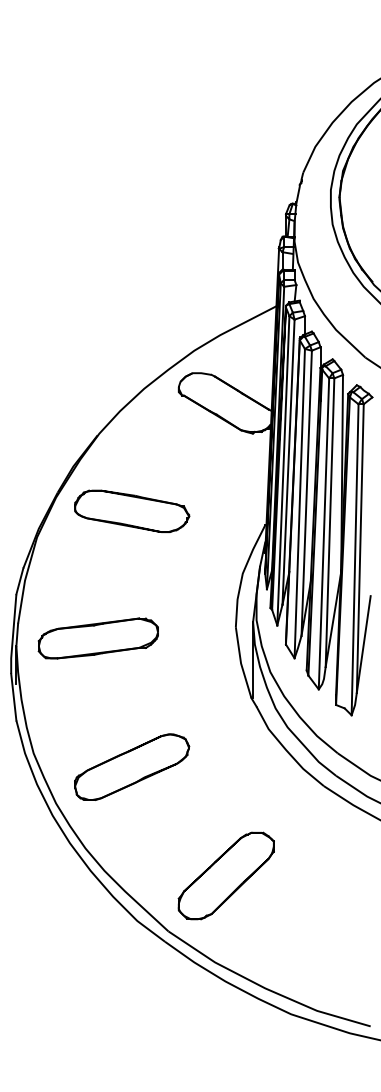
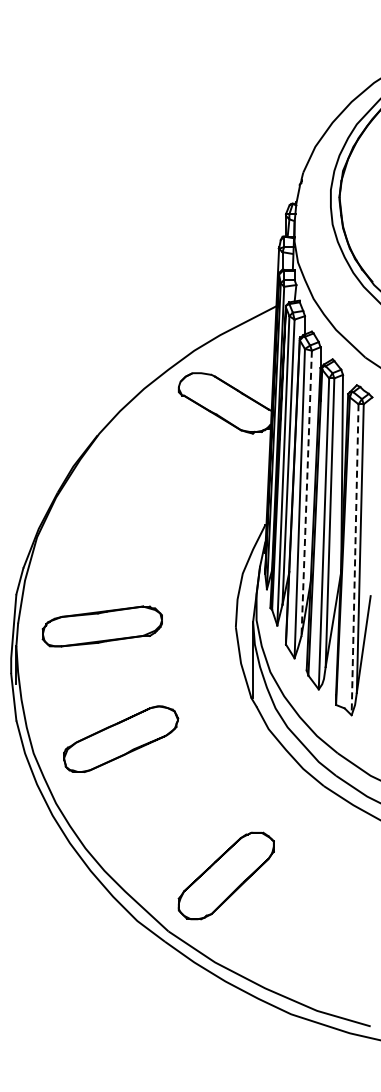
line: solid -> dashed (306, 493)
part: present -> none (132, 511)
line: solid -> dashed (355, 559)
part position: (97, 638) -> (101, 626) (101, 626)
part position: (132, 766) -> (121, 738) (121, 738)
